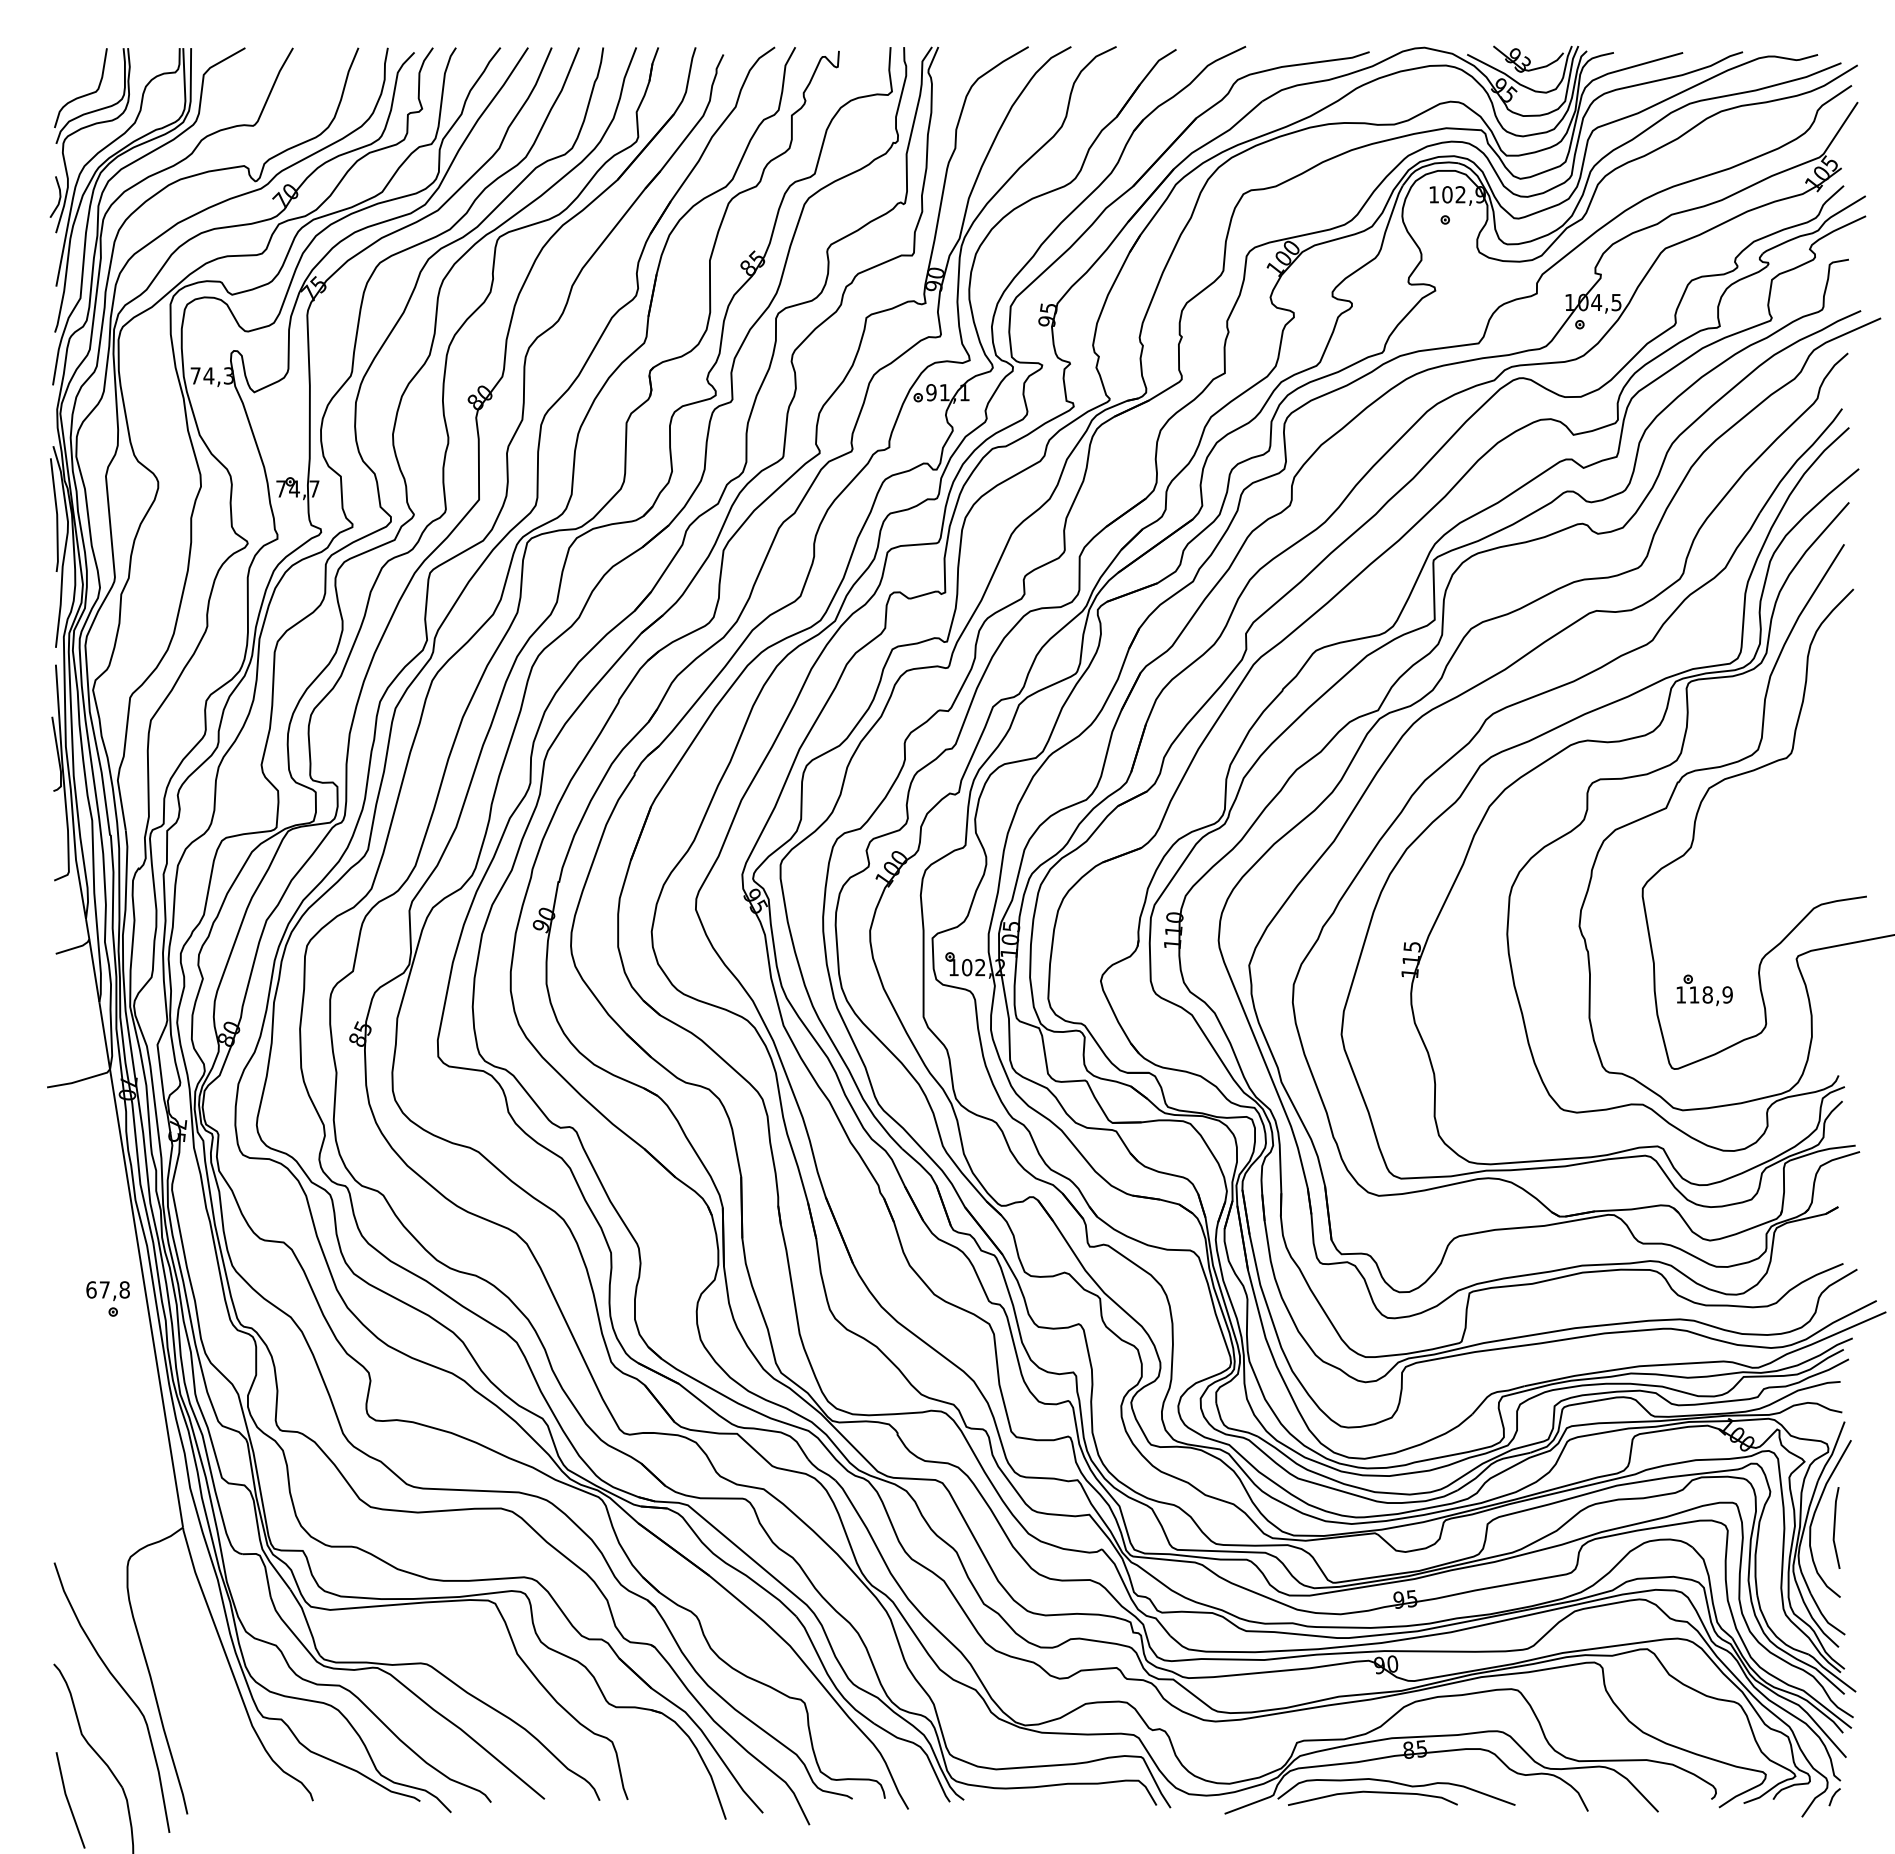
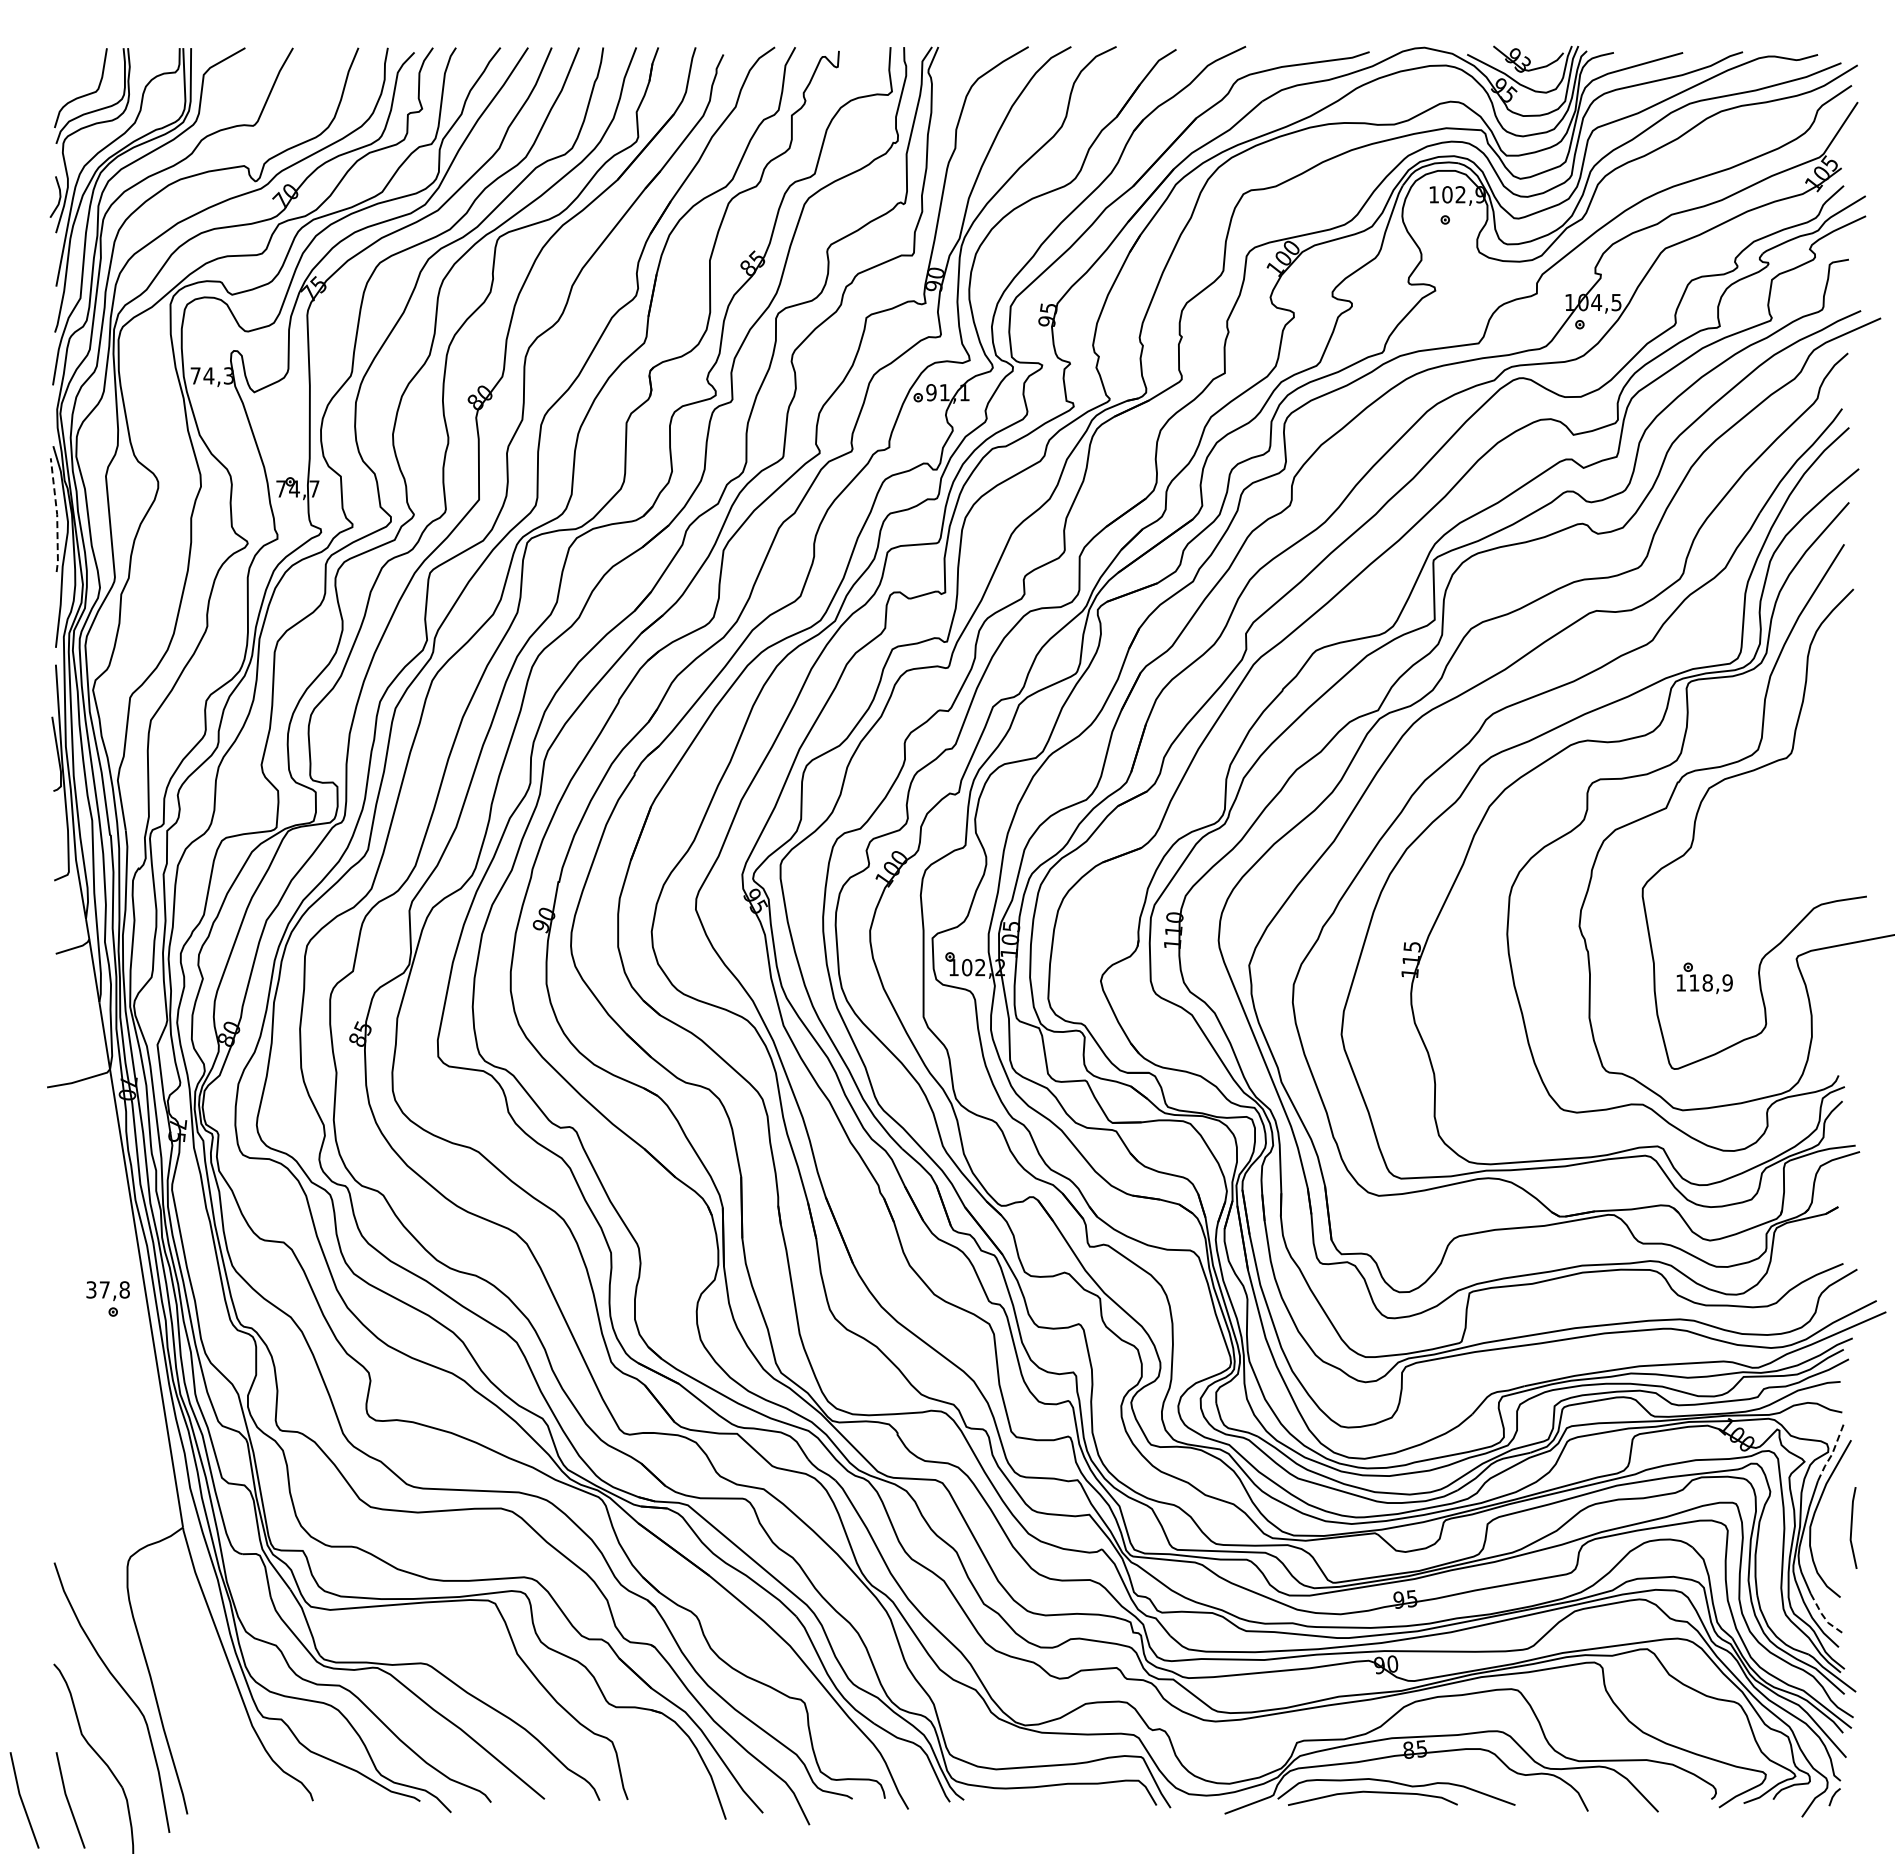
line: solid -> dashed (57, 515)
part position: (1704, 990) -> (1704, 978) (1704, 978)
text: 67,8 -> 37,8 (91, 1289)
line: solid -> dashed (1832, 1452)
line position: (1835, 1527) -> (1852, 1527) (1852, 1527)
line: solid -> dashed (1824, 1617)
line: none -> present (23, 1801)
